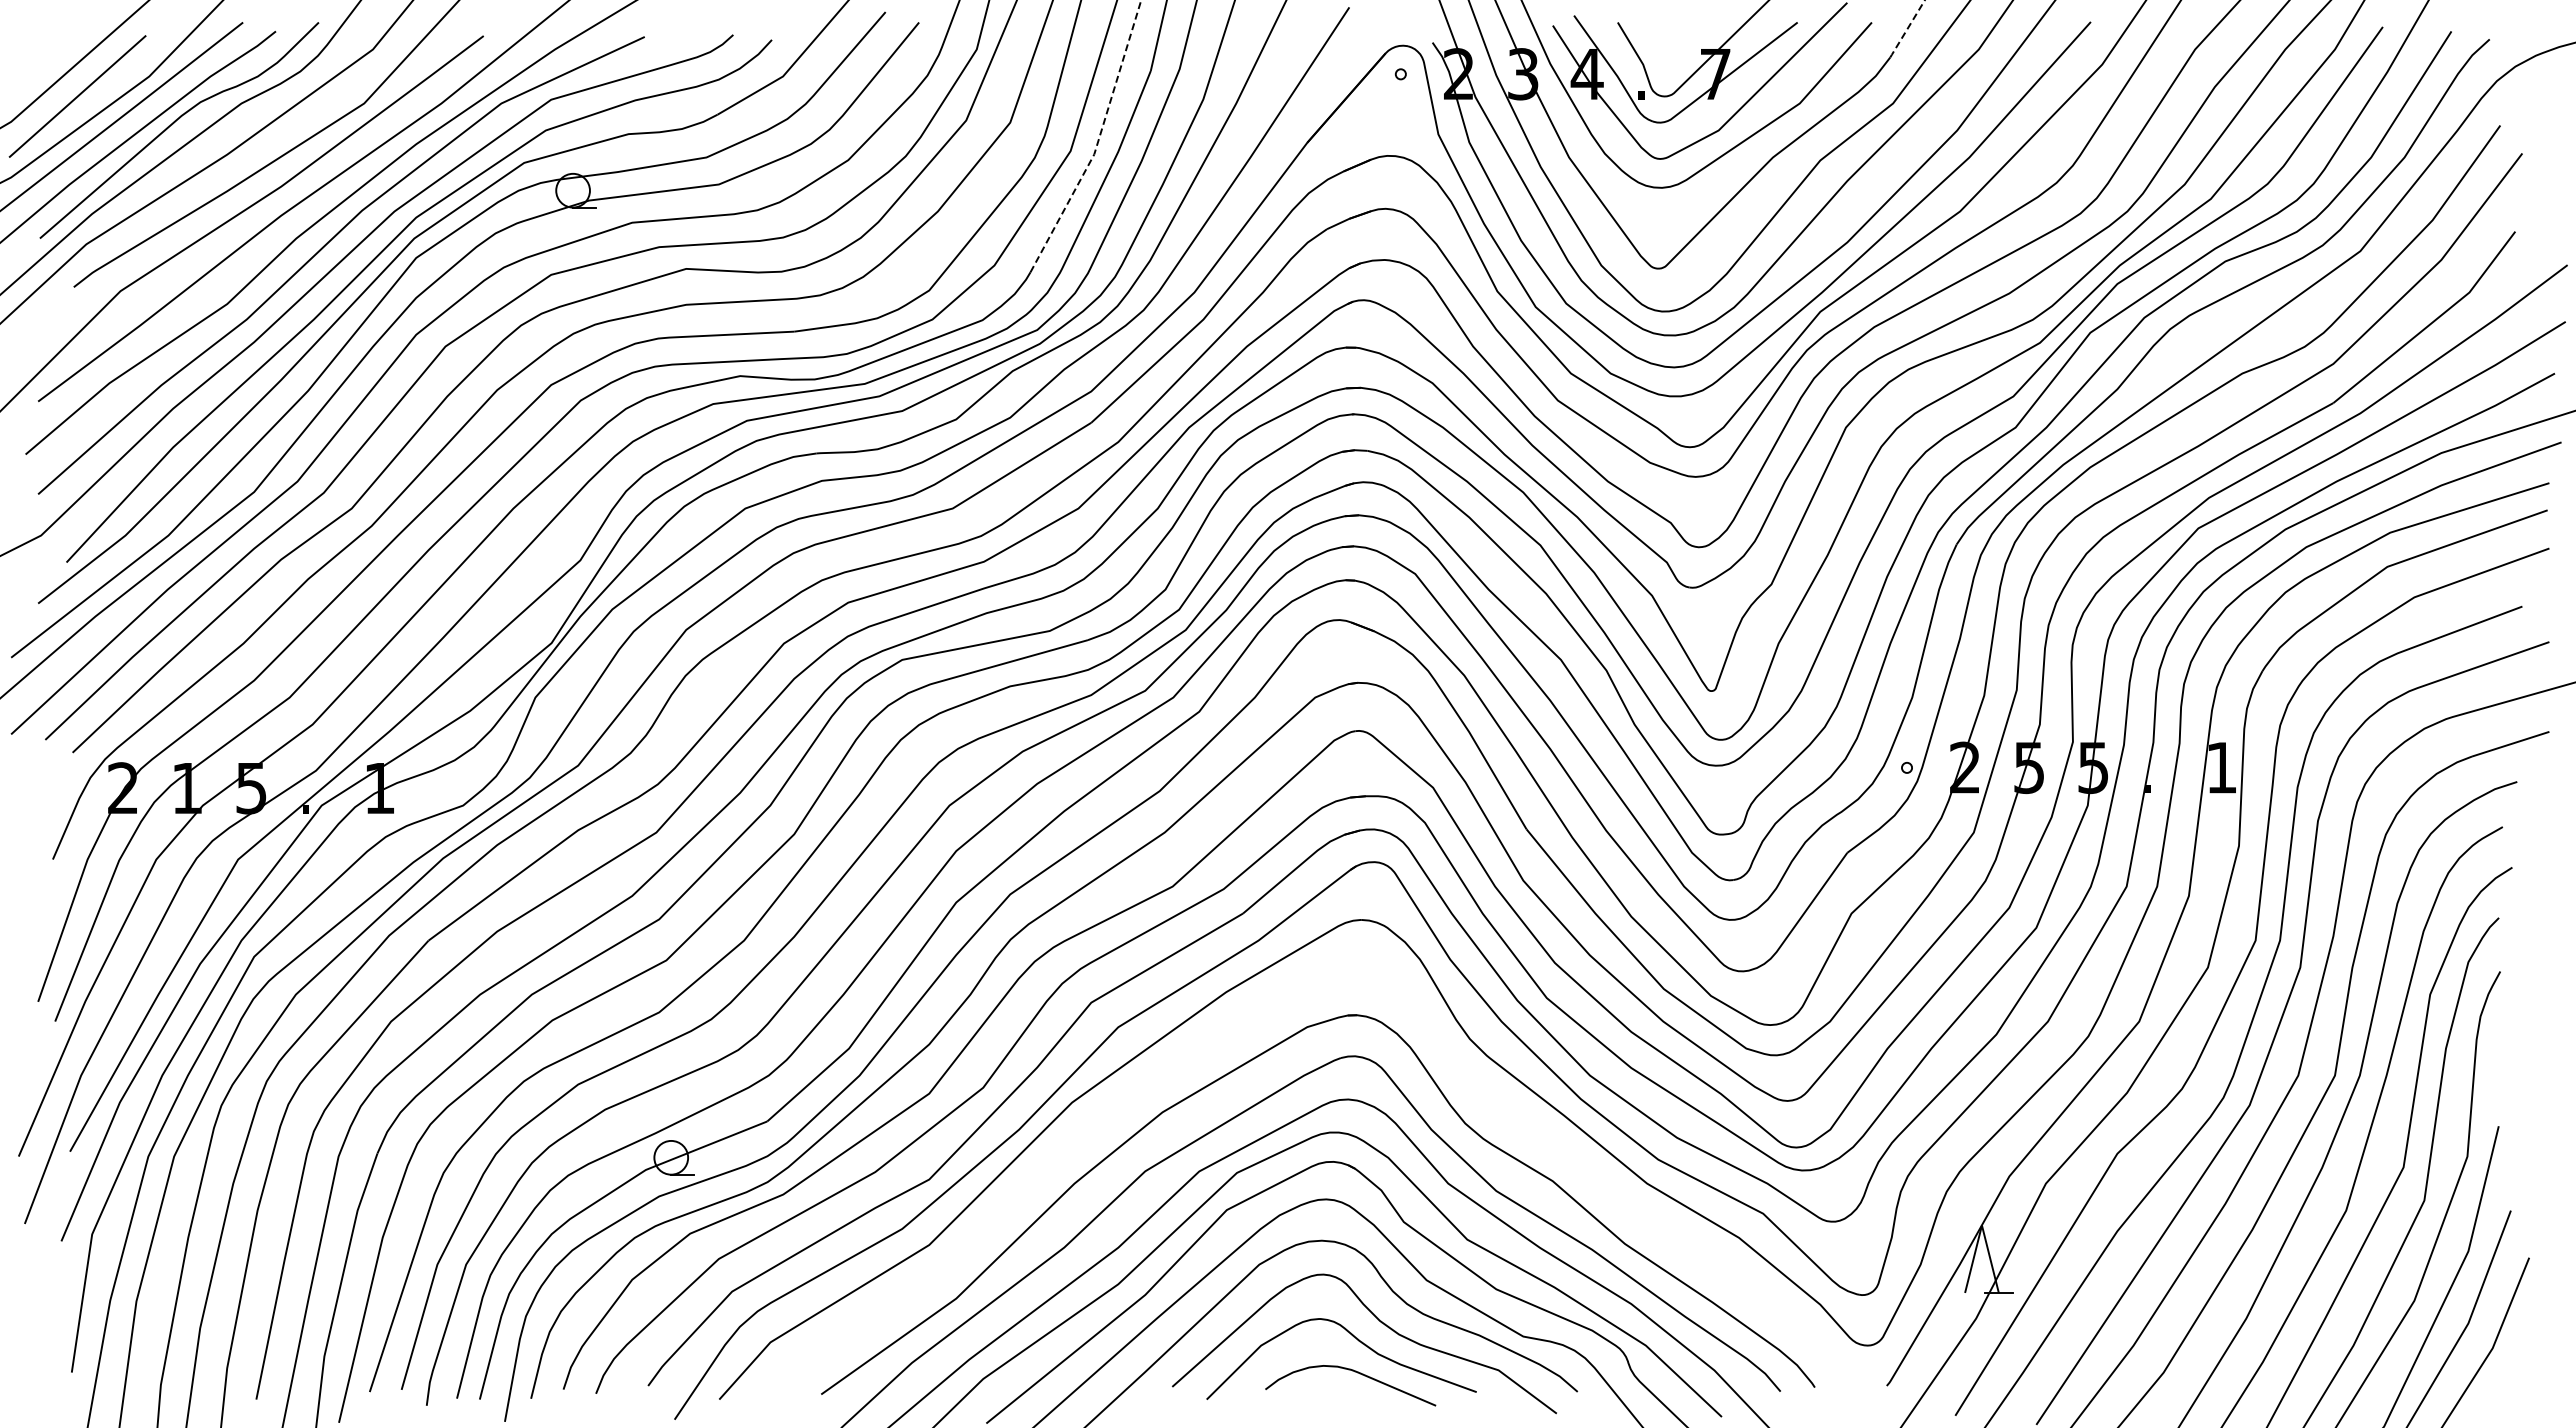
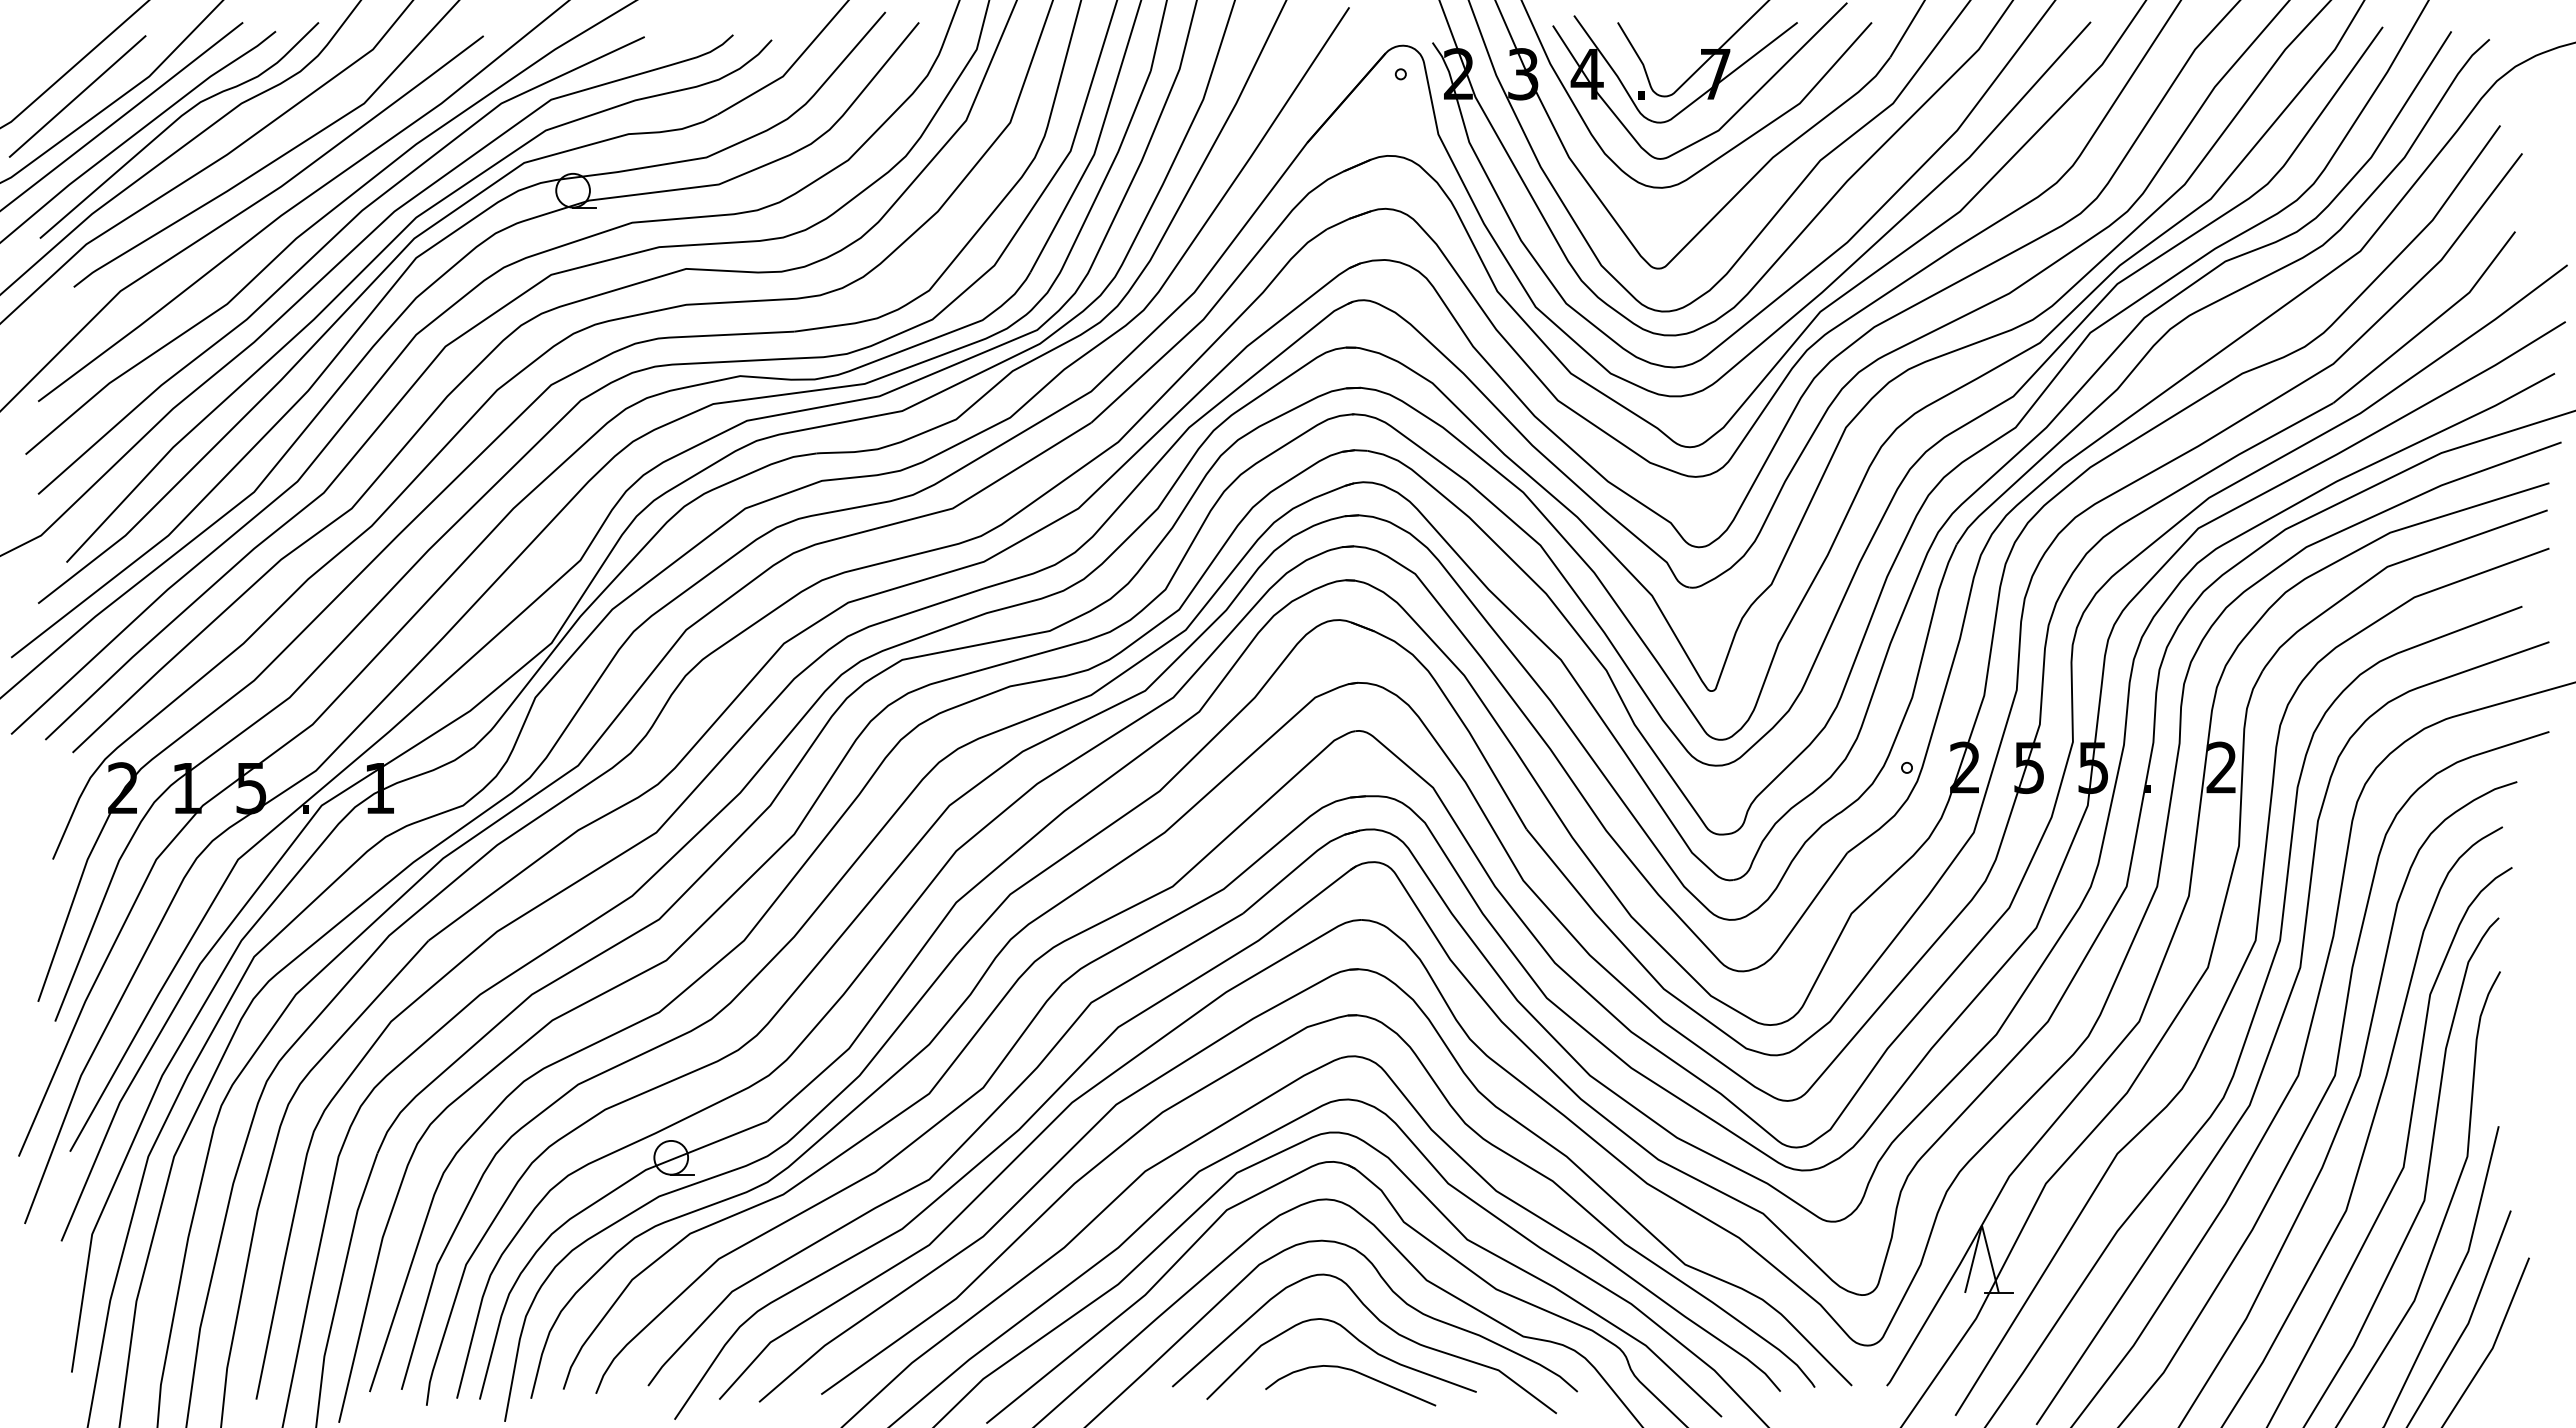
line: dashed -> solid (1907, 29)
line: dashed -> solid (1098, 141)
text: 1 -> 2 (2220, 767)
part: none -> present (1214, 1044)
